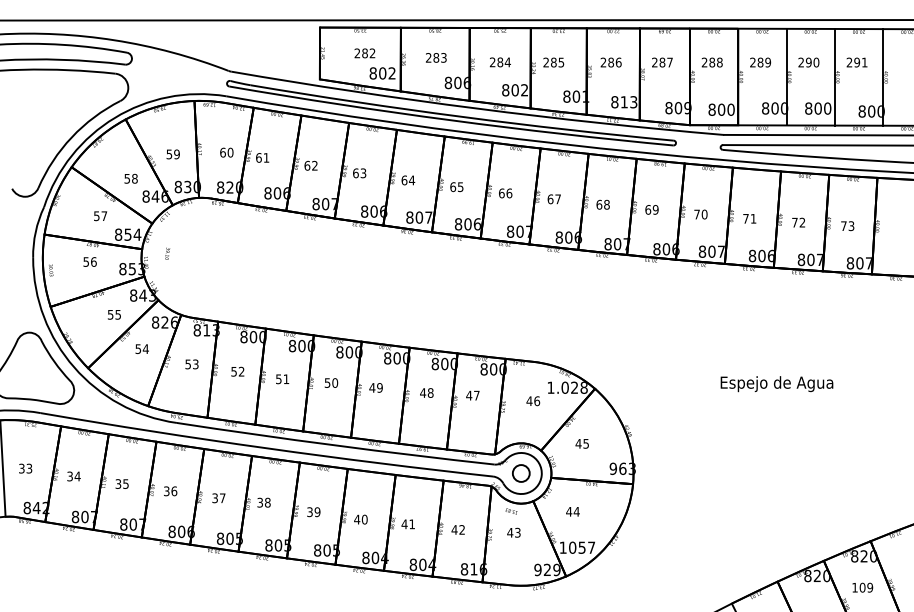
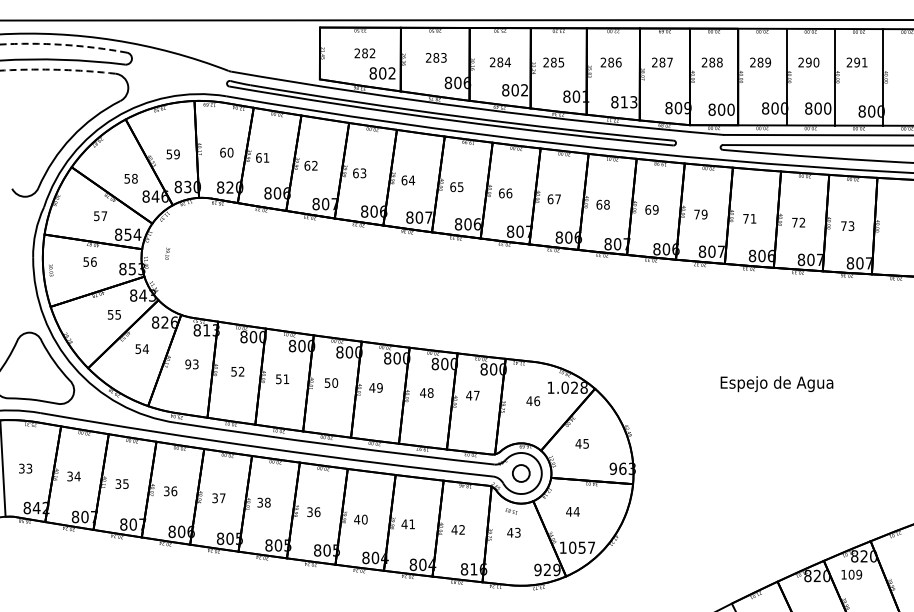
arc: solid -> dashed (62, 44)
arc: solid -> dashed (58, 69)
text: 70 -> 79 (704, 214)
text: 53 -> 93 (188, 363)
text: 39 -> 36 (317, 512)
text position: (862, 587) -> (851, 574) (851, 574)
